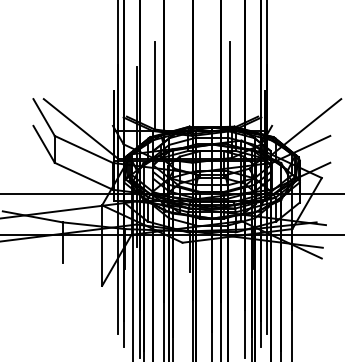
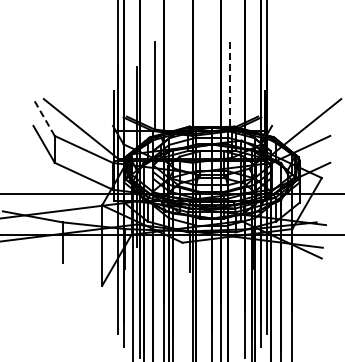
line: solid -> dashed (230, 85)
line: solid -> dashed (43, 117)
